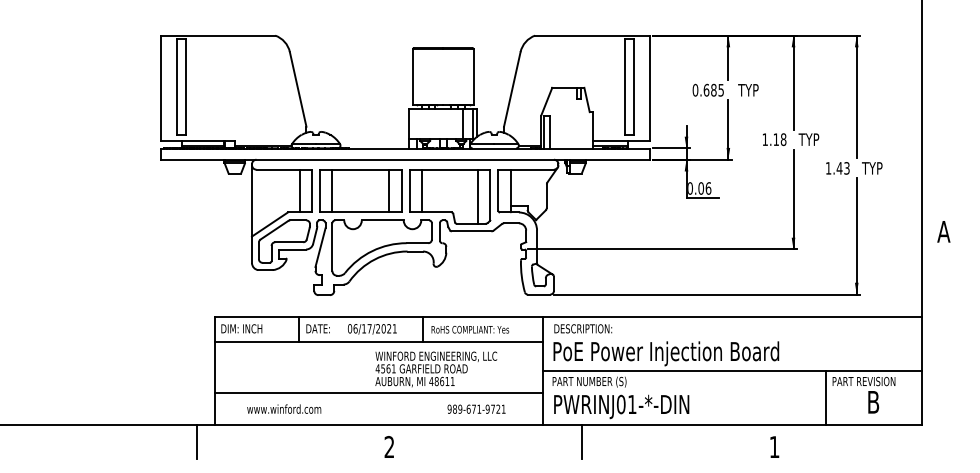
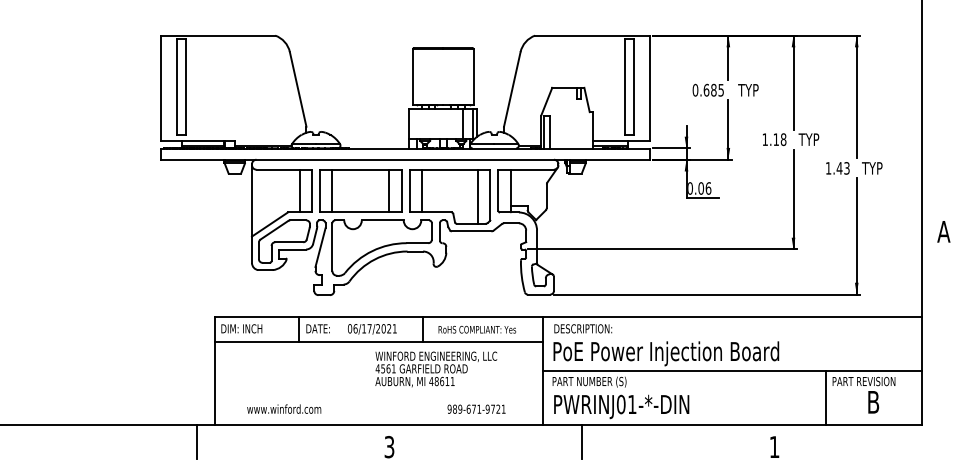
text position: (470, 329) -> (477, 329) (477, 329)
line: present -> none (378, 393)
text: 2 -> 3 (389, 447)
